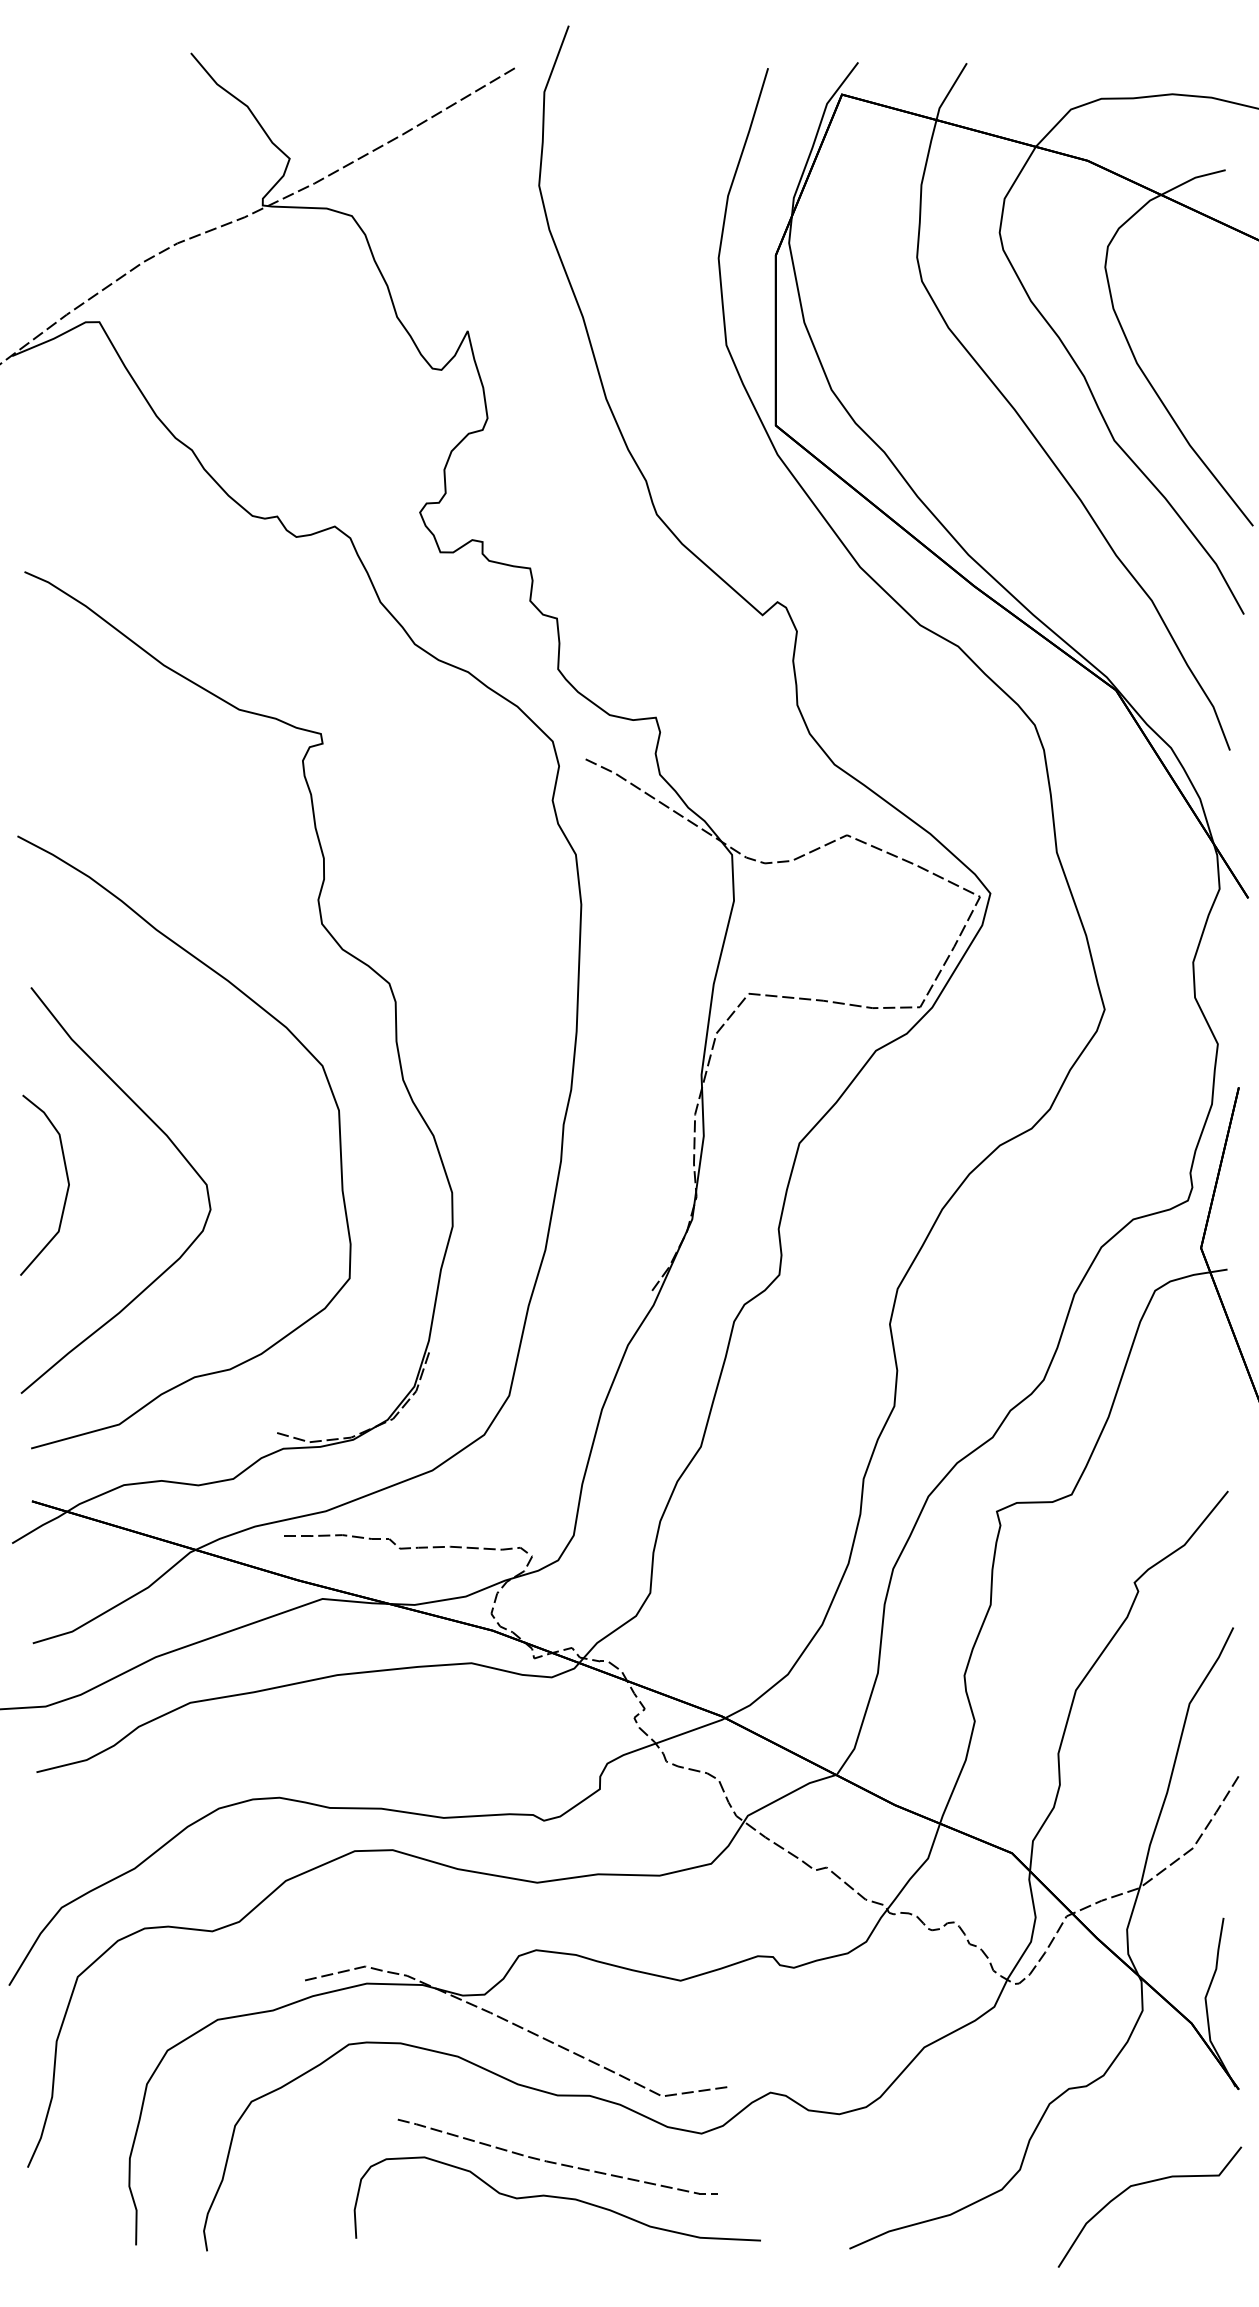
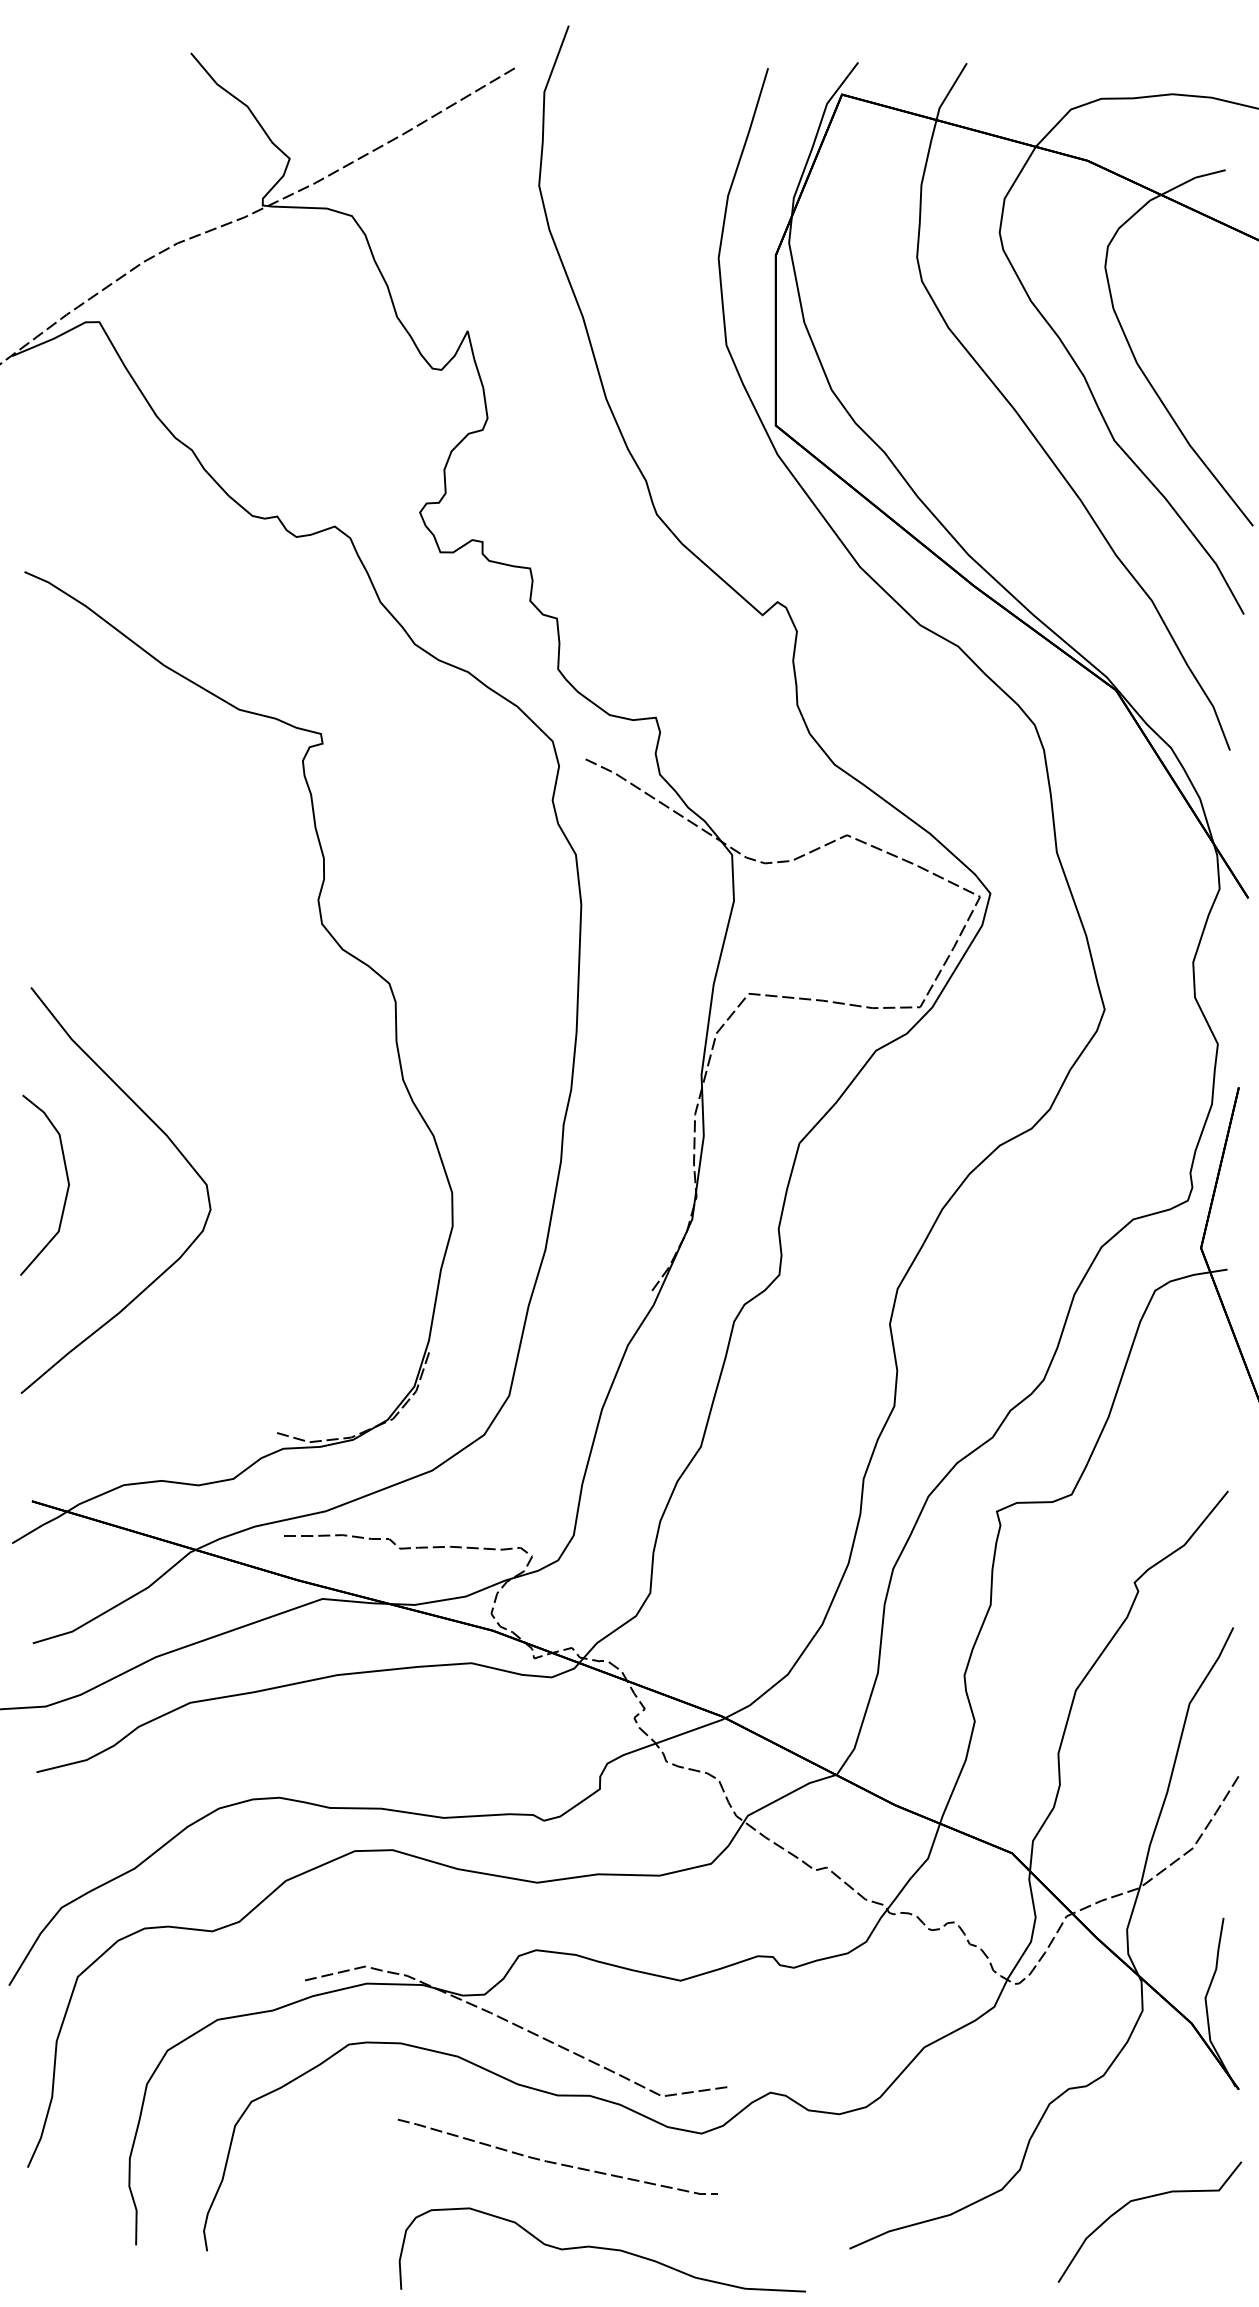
curve: present -> none (301, 1045)
curve position: (1143, 2184) -> (1143, 2199) (1143, 2199)
curve position: (556, 2198) -> (601, 2249) (601, 2249)
